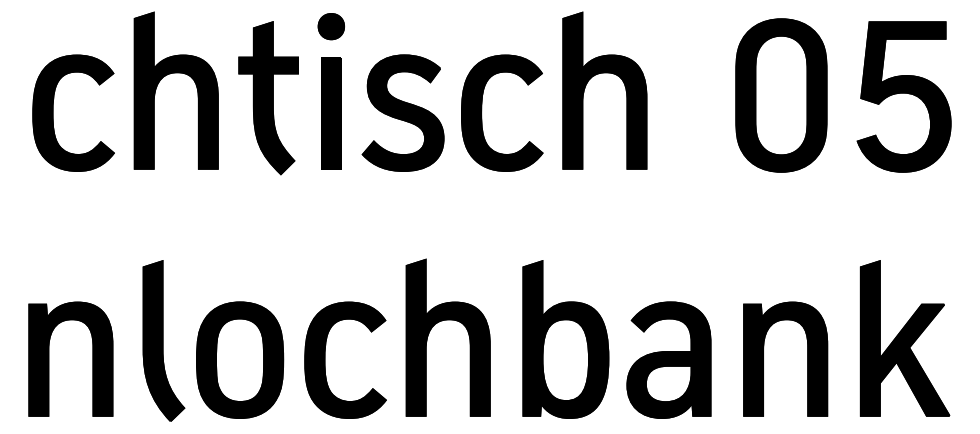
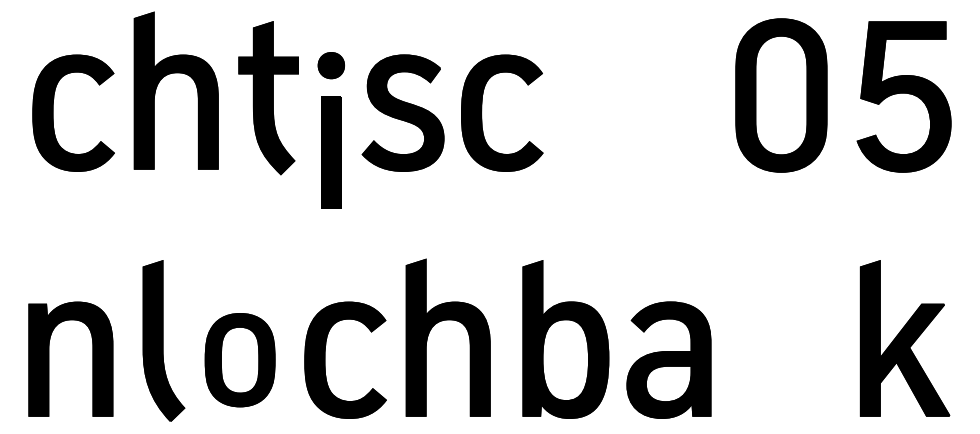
part: present -> none (604, 73)
part position: (330, 91) -> (330, 130) (330, 130)
part: present -> none (763, 358)
part size: 89x118 px -> 72x95 px (239, 360)
